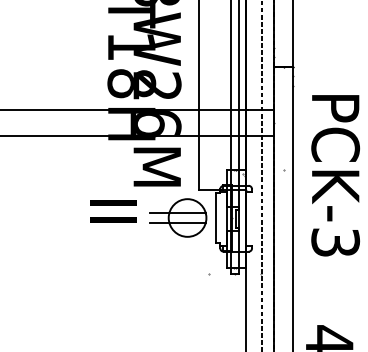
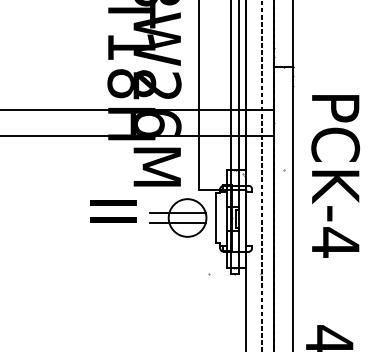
text: PCK-3 -> PCK-4 (335, 242)
